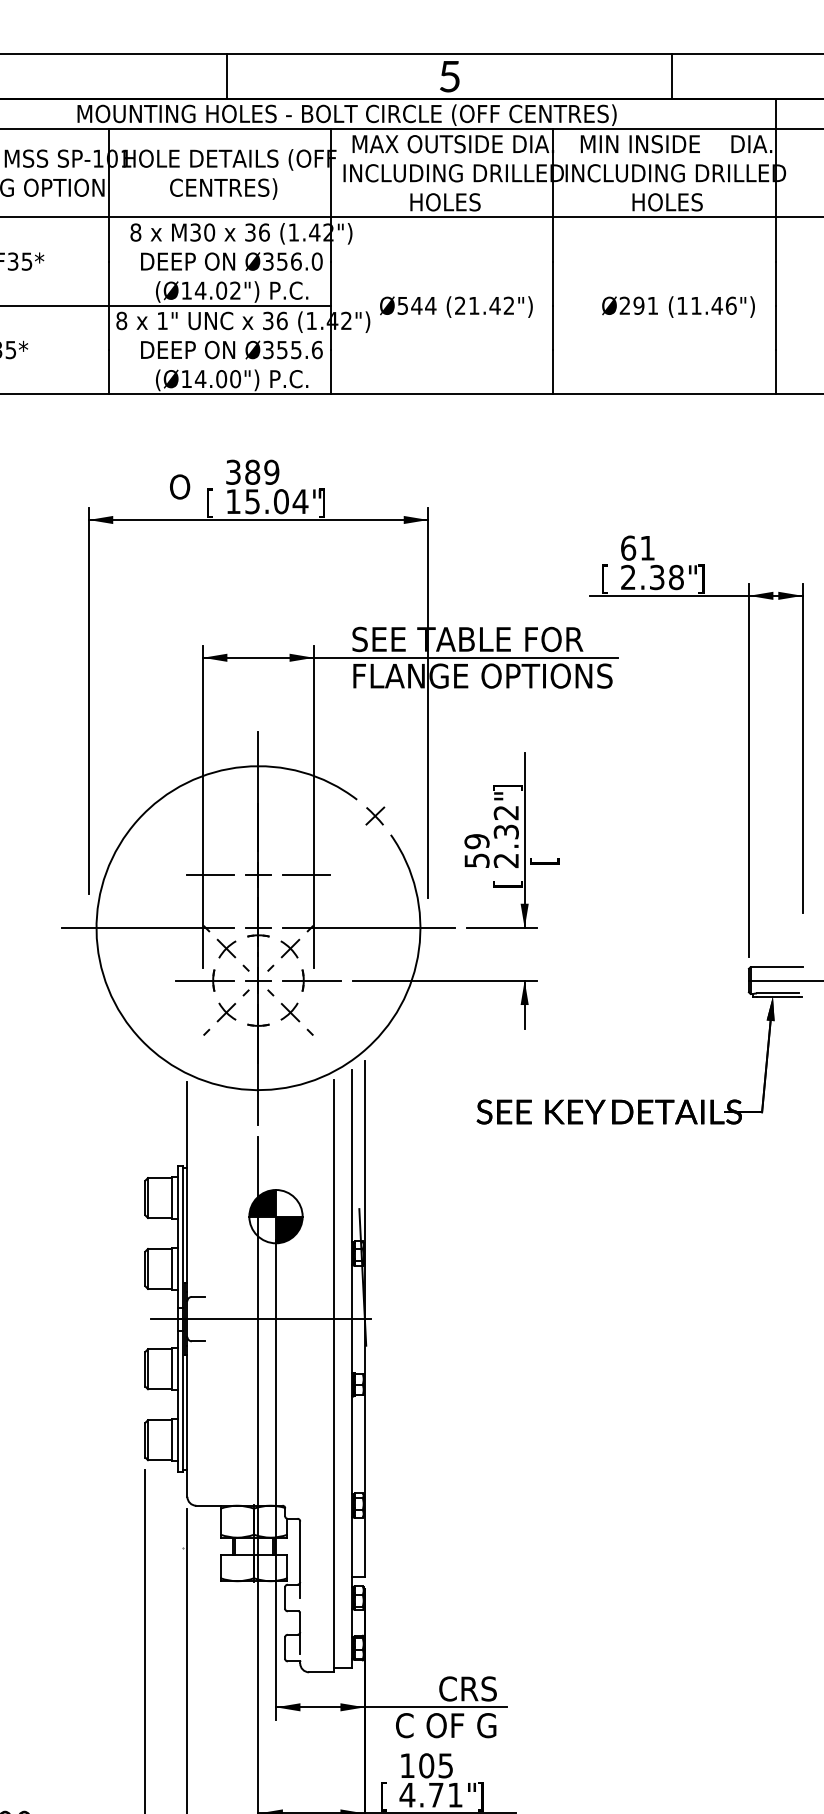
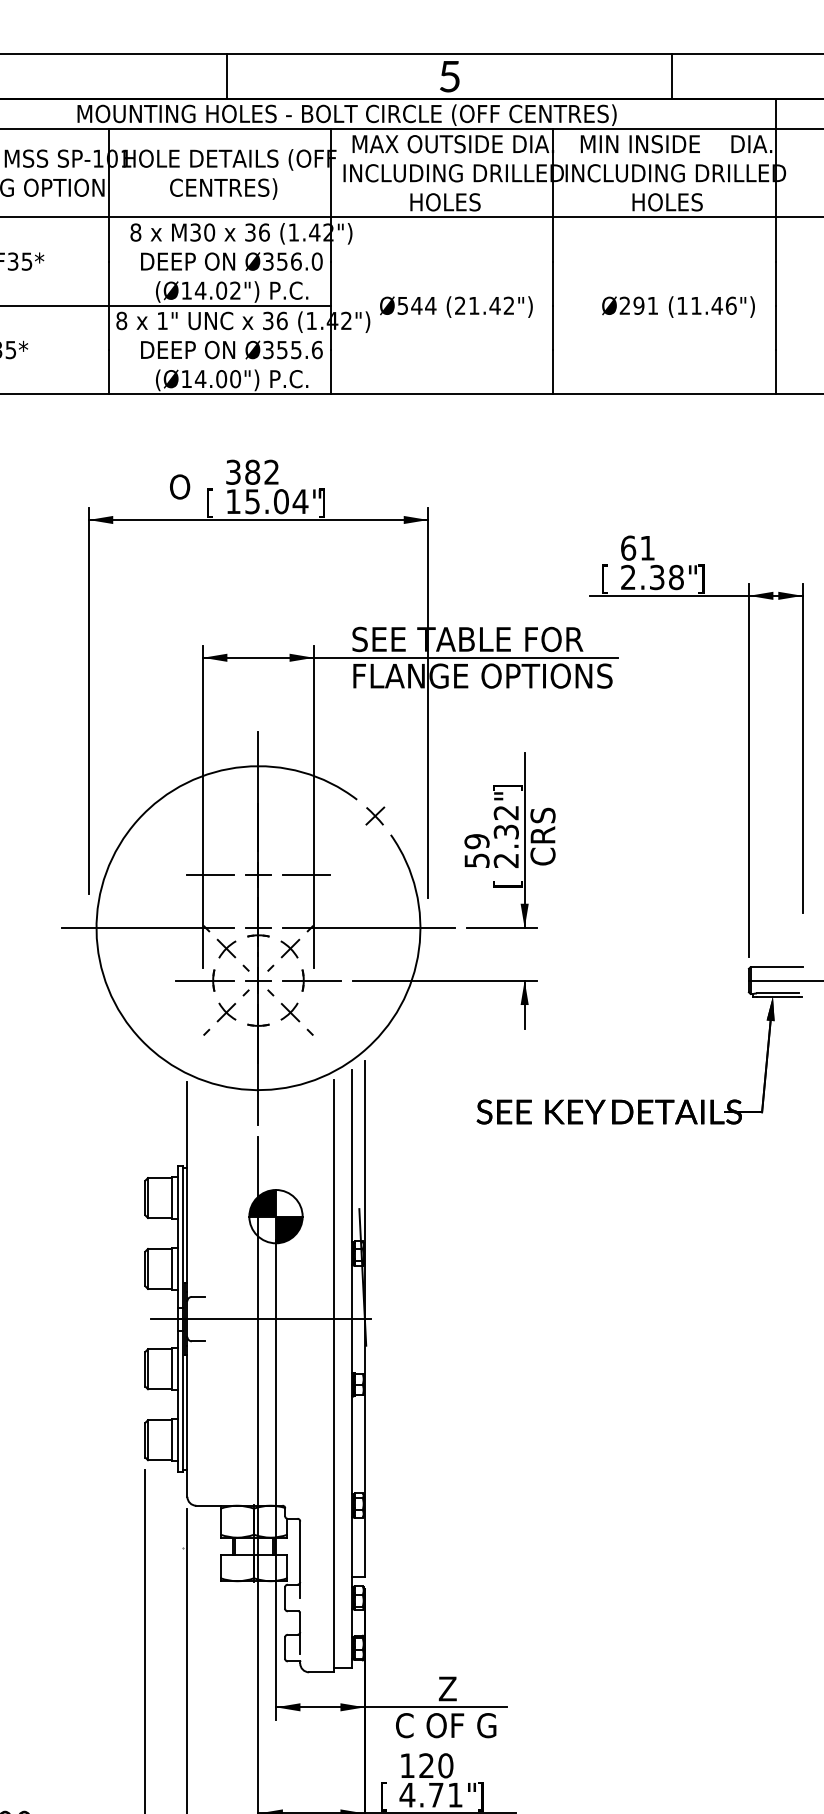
text: 389 -> 382 (271, 471)
text: [ -> CRS (544, 836)
text: CRS -> Z (467, 1688)
text: 105 -> 120 (436, 1765)
